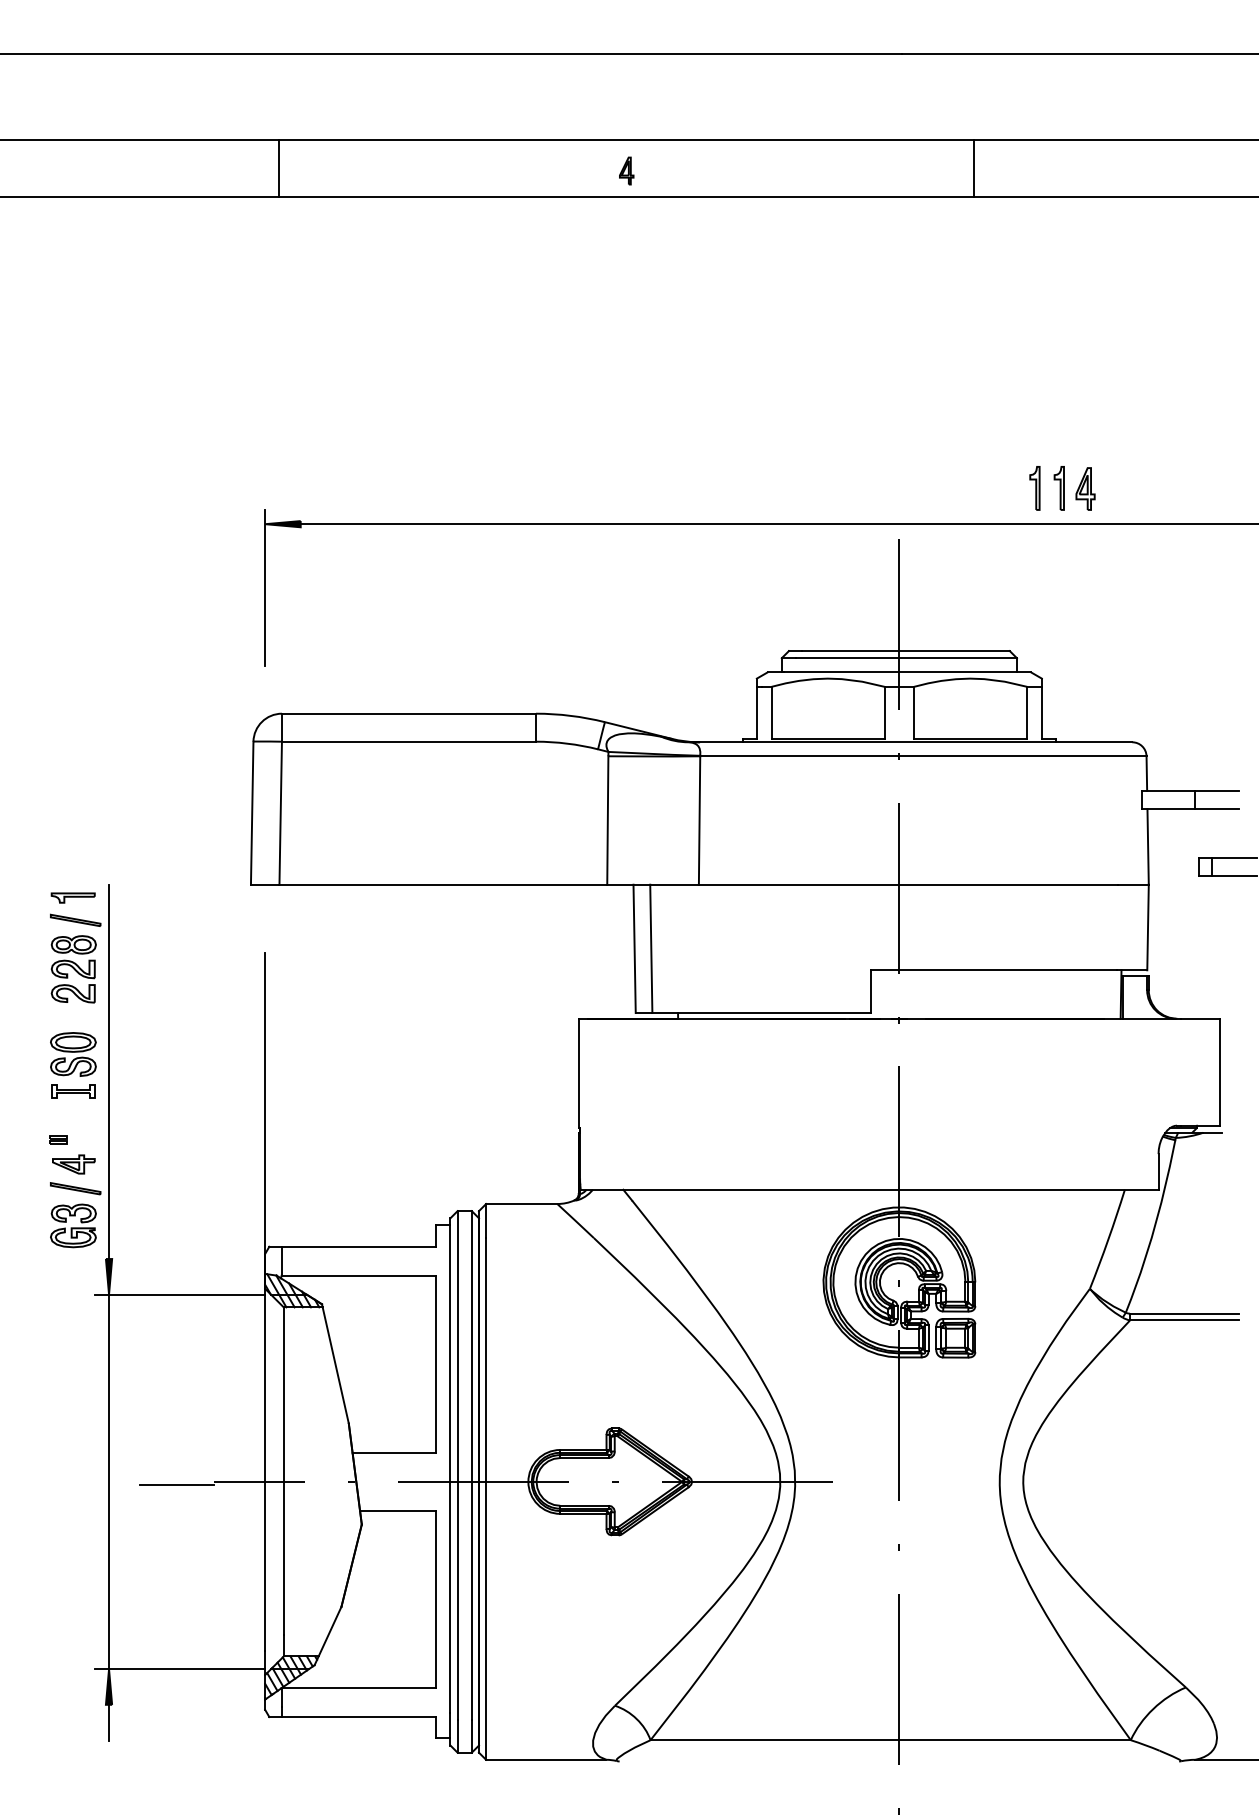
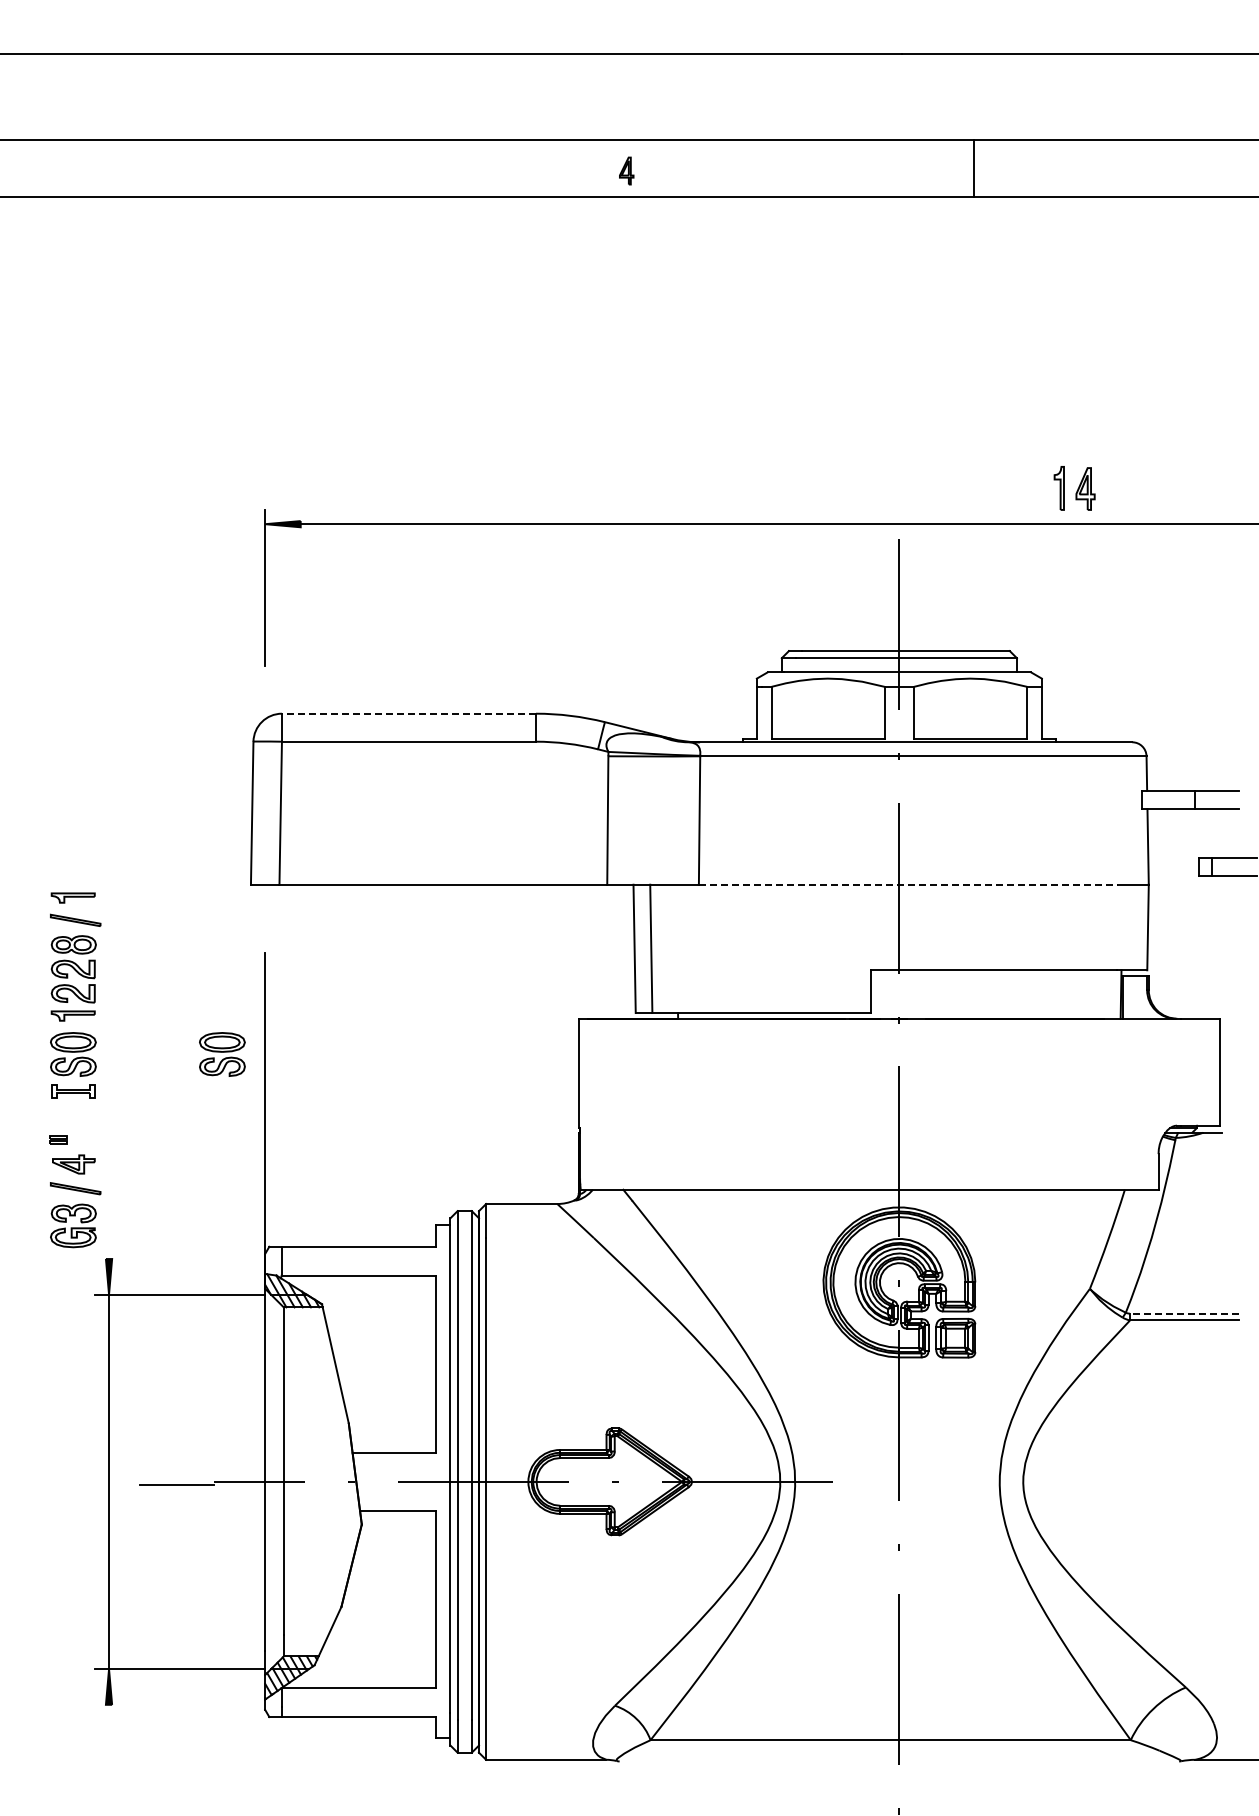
line: present -> none (278, 167)
part: present -> none (1034, 488)
line: solid -> dashed (408, 713)
line: solid -> dashed (908, 884)
part: none -> present (72, 1015)
part: none -> present (222, 1054)
line: present -> none (109, 1071)
line: solid -> dashed (1183, 1313)
line: present -> none (109, 1722)
